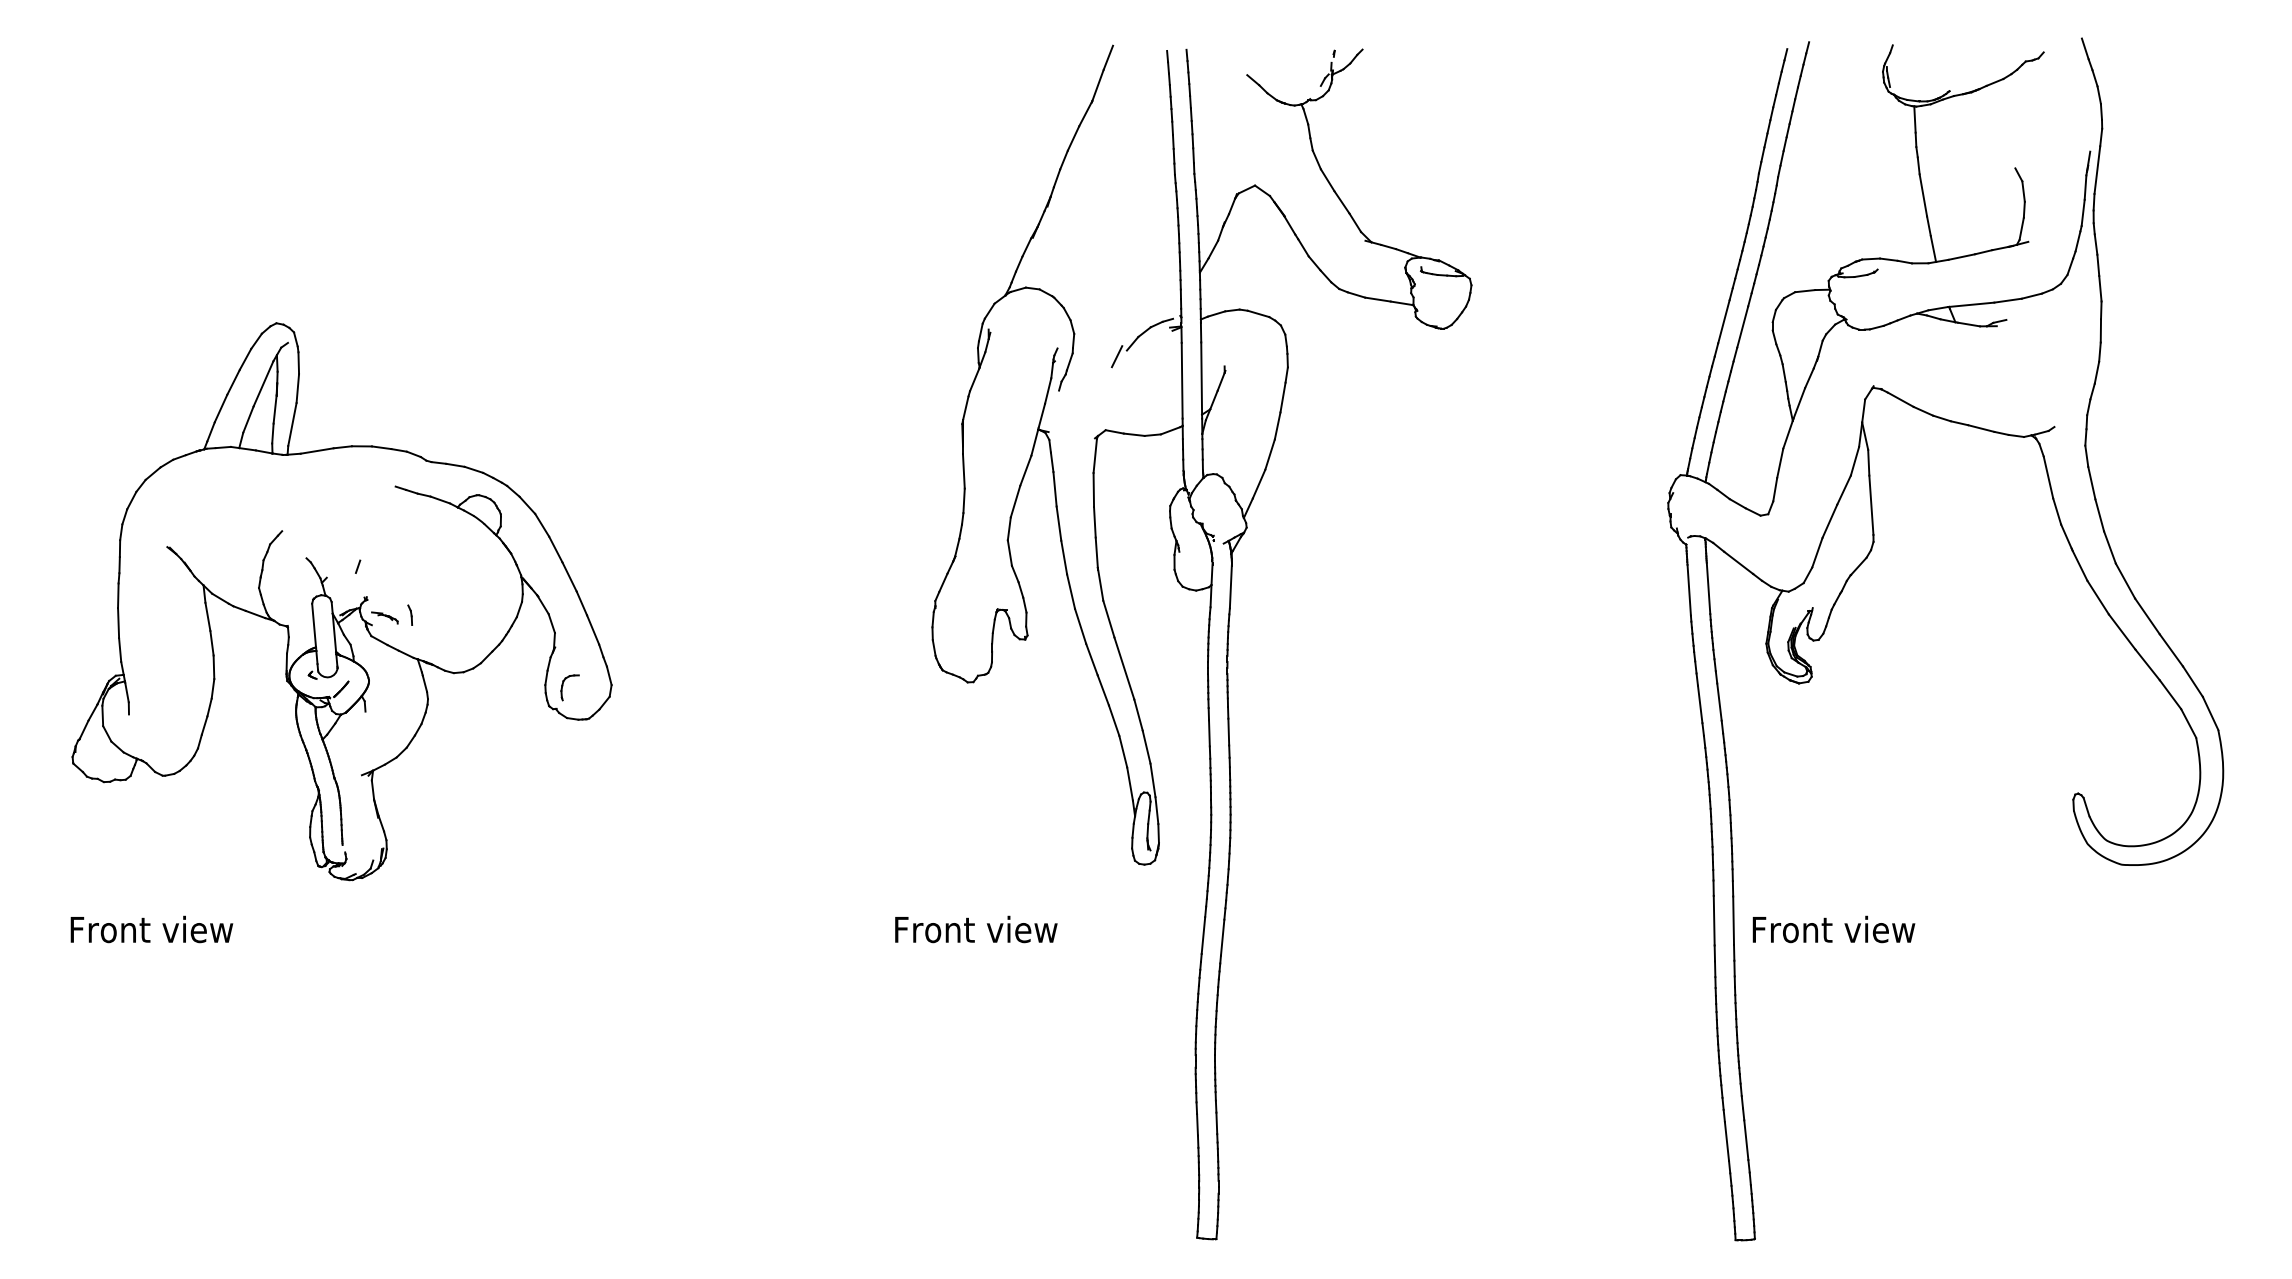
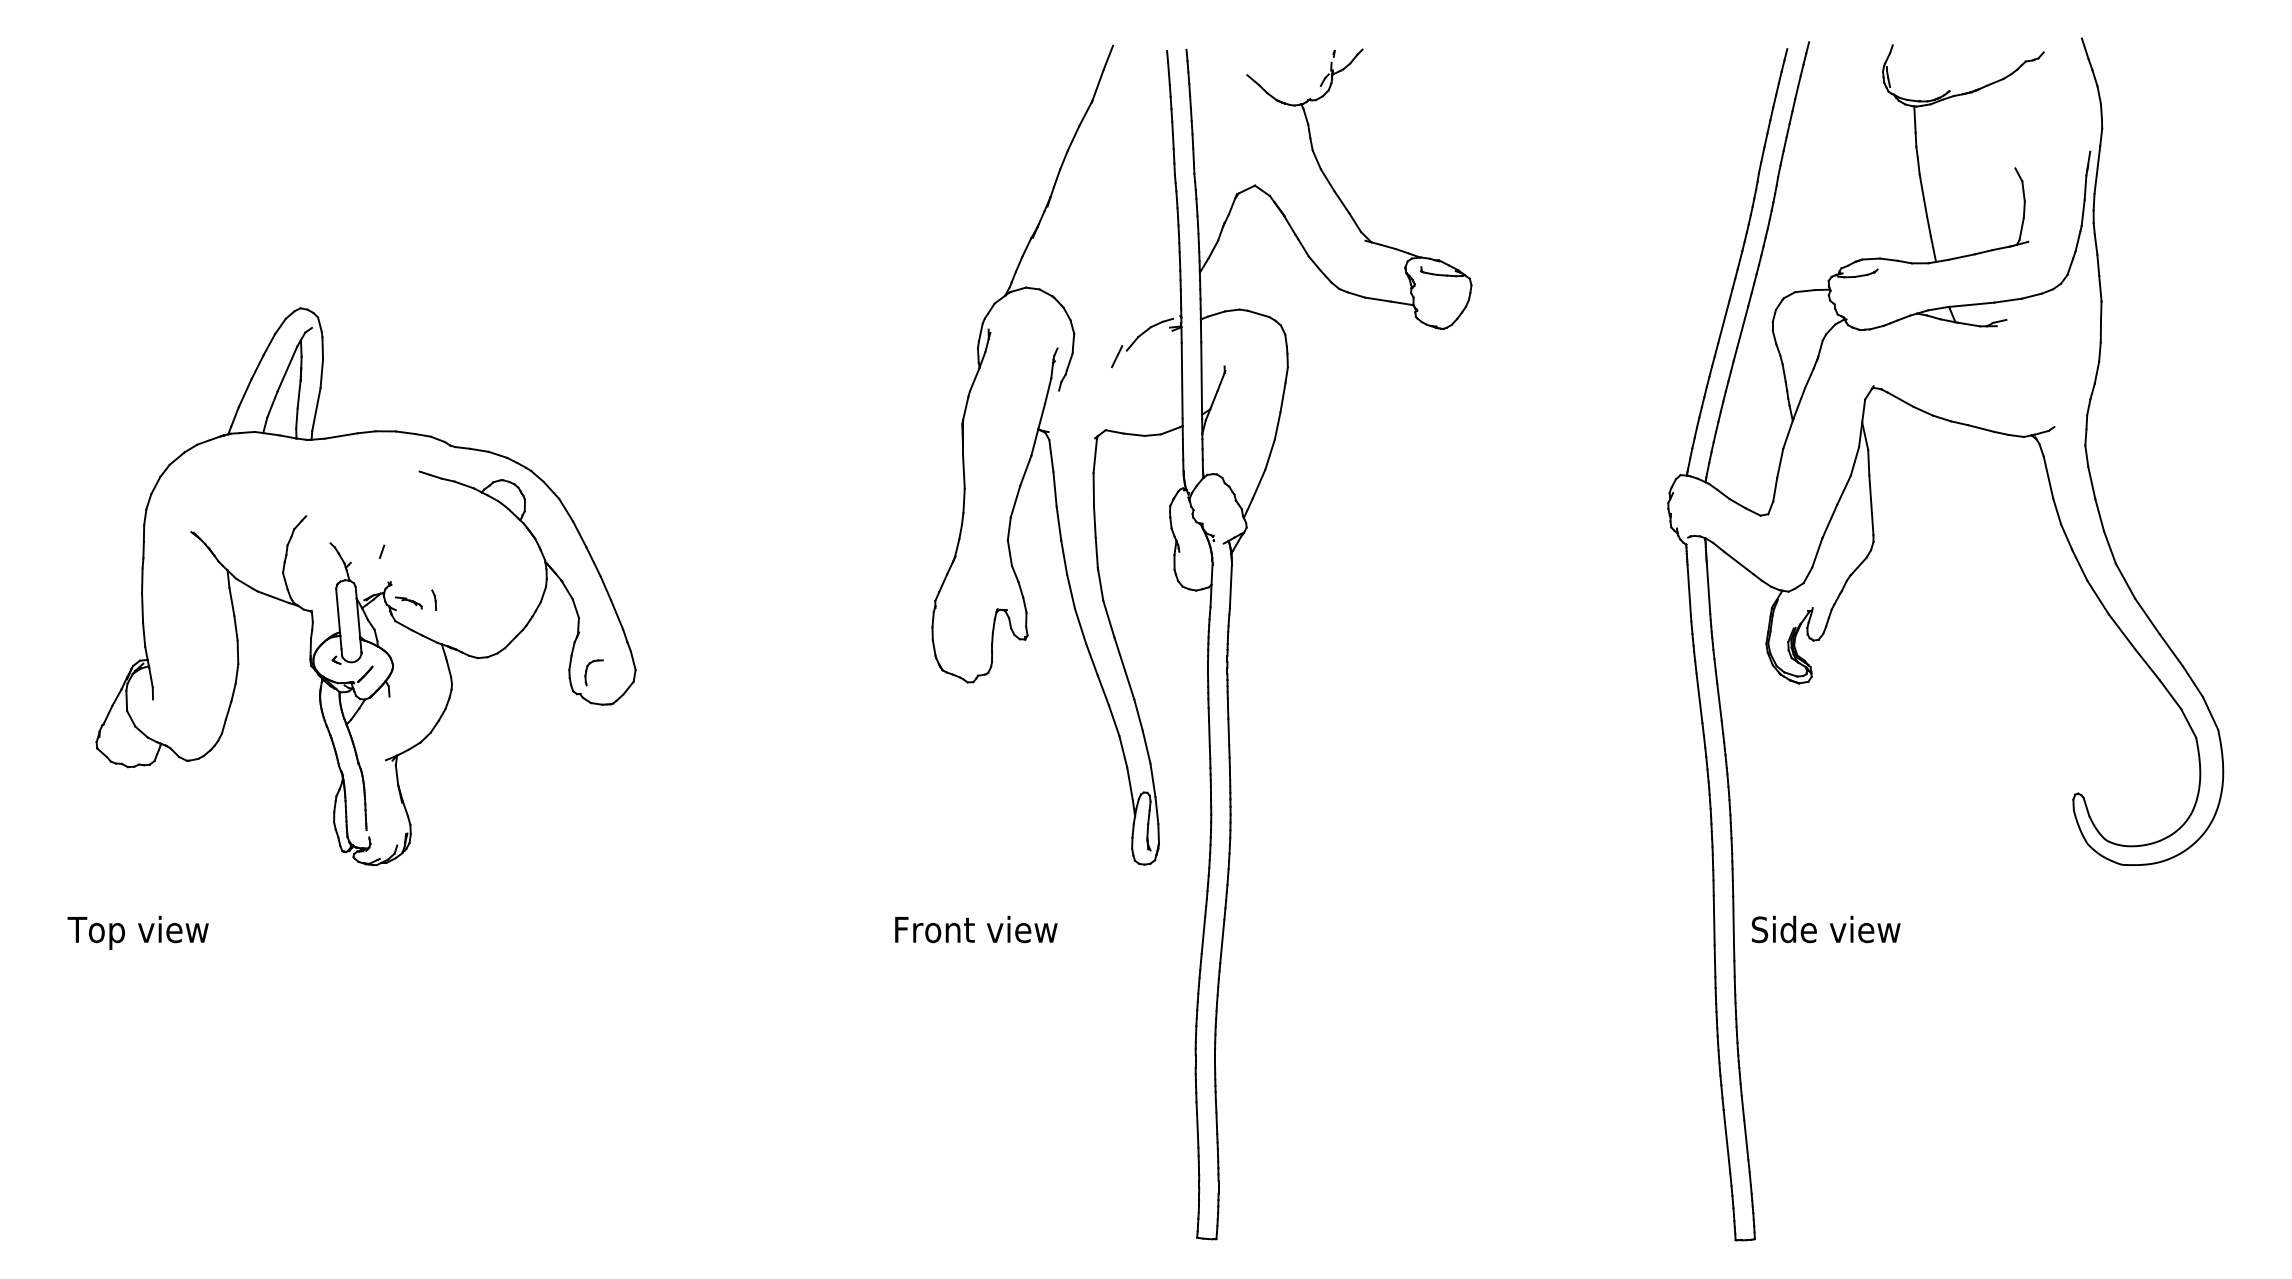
part position: (341, 601) -> (365, 586) (365, 586)
text: Front view -> Side view (1833, 929)
text: Front view -> Top view (150, 932)
